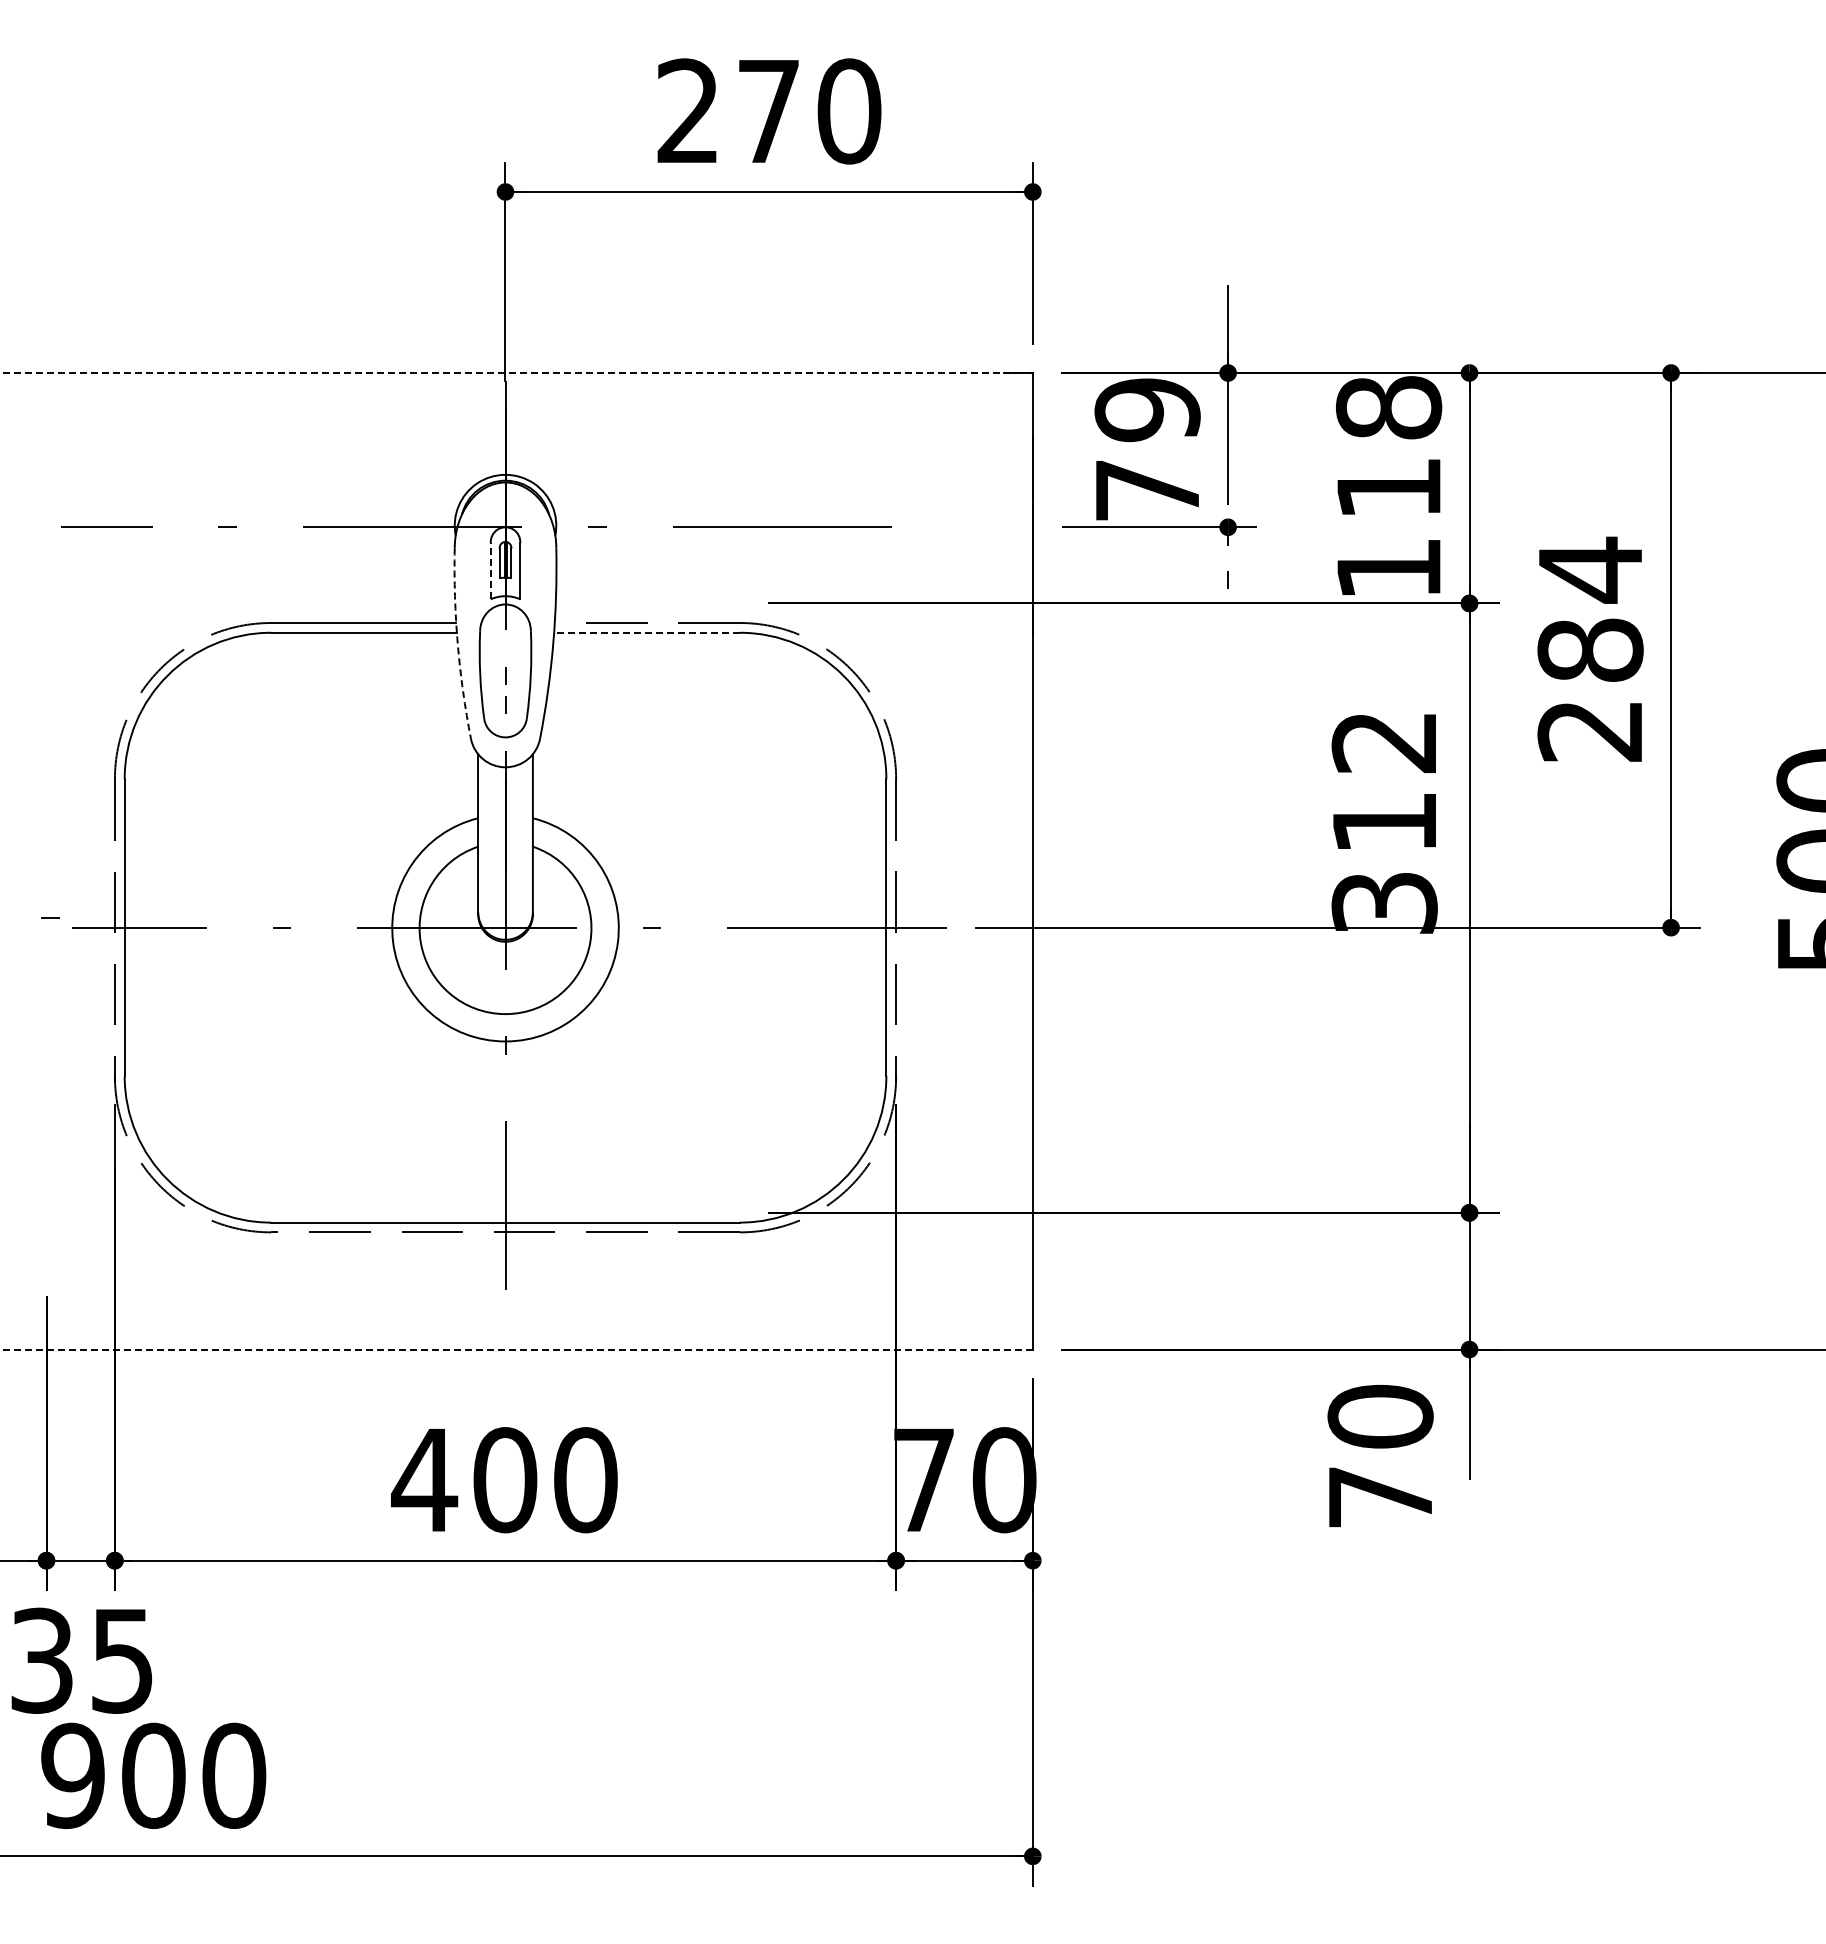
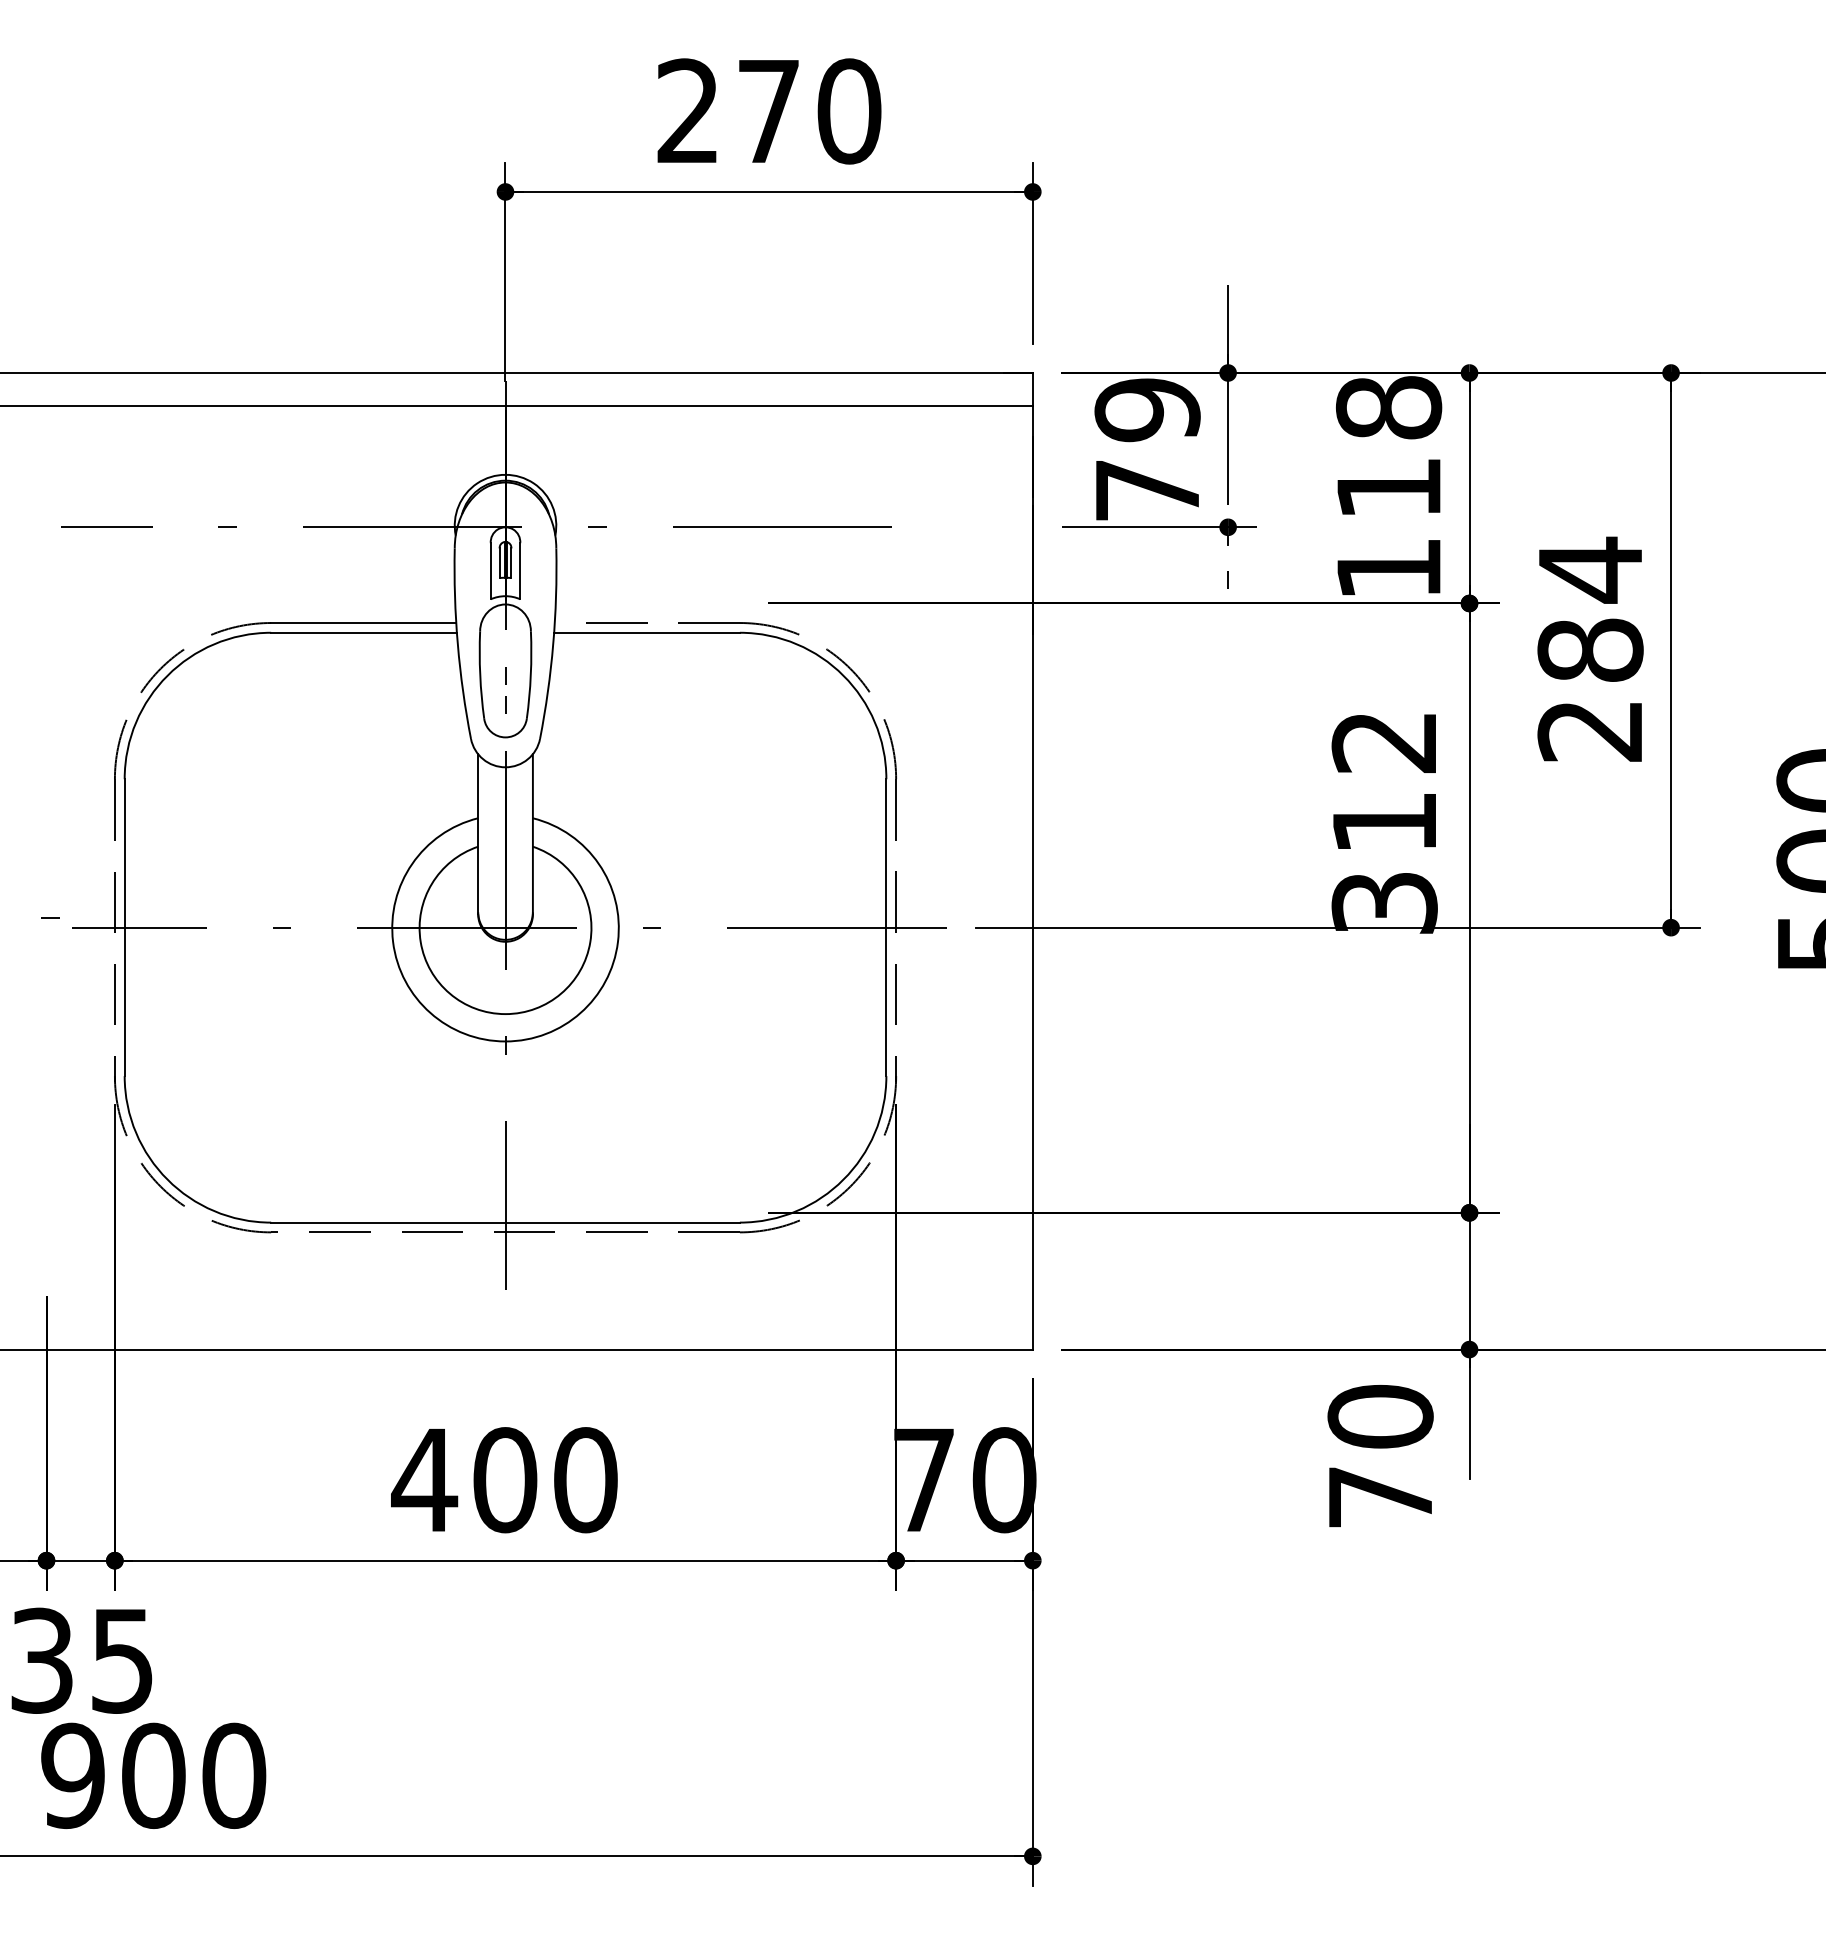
line: dashed -> solid (515, 373)
line: none -> present (517, 406)
line: dashed -> solid (490, 570)
line: dashed -> solid (647, 632)
arc: dashed -> solid (457, 644)
line: dashed -> solid (515, 1349)
